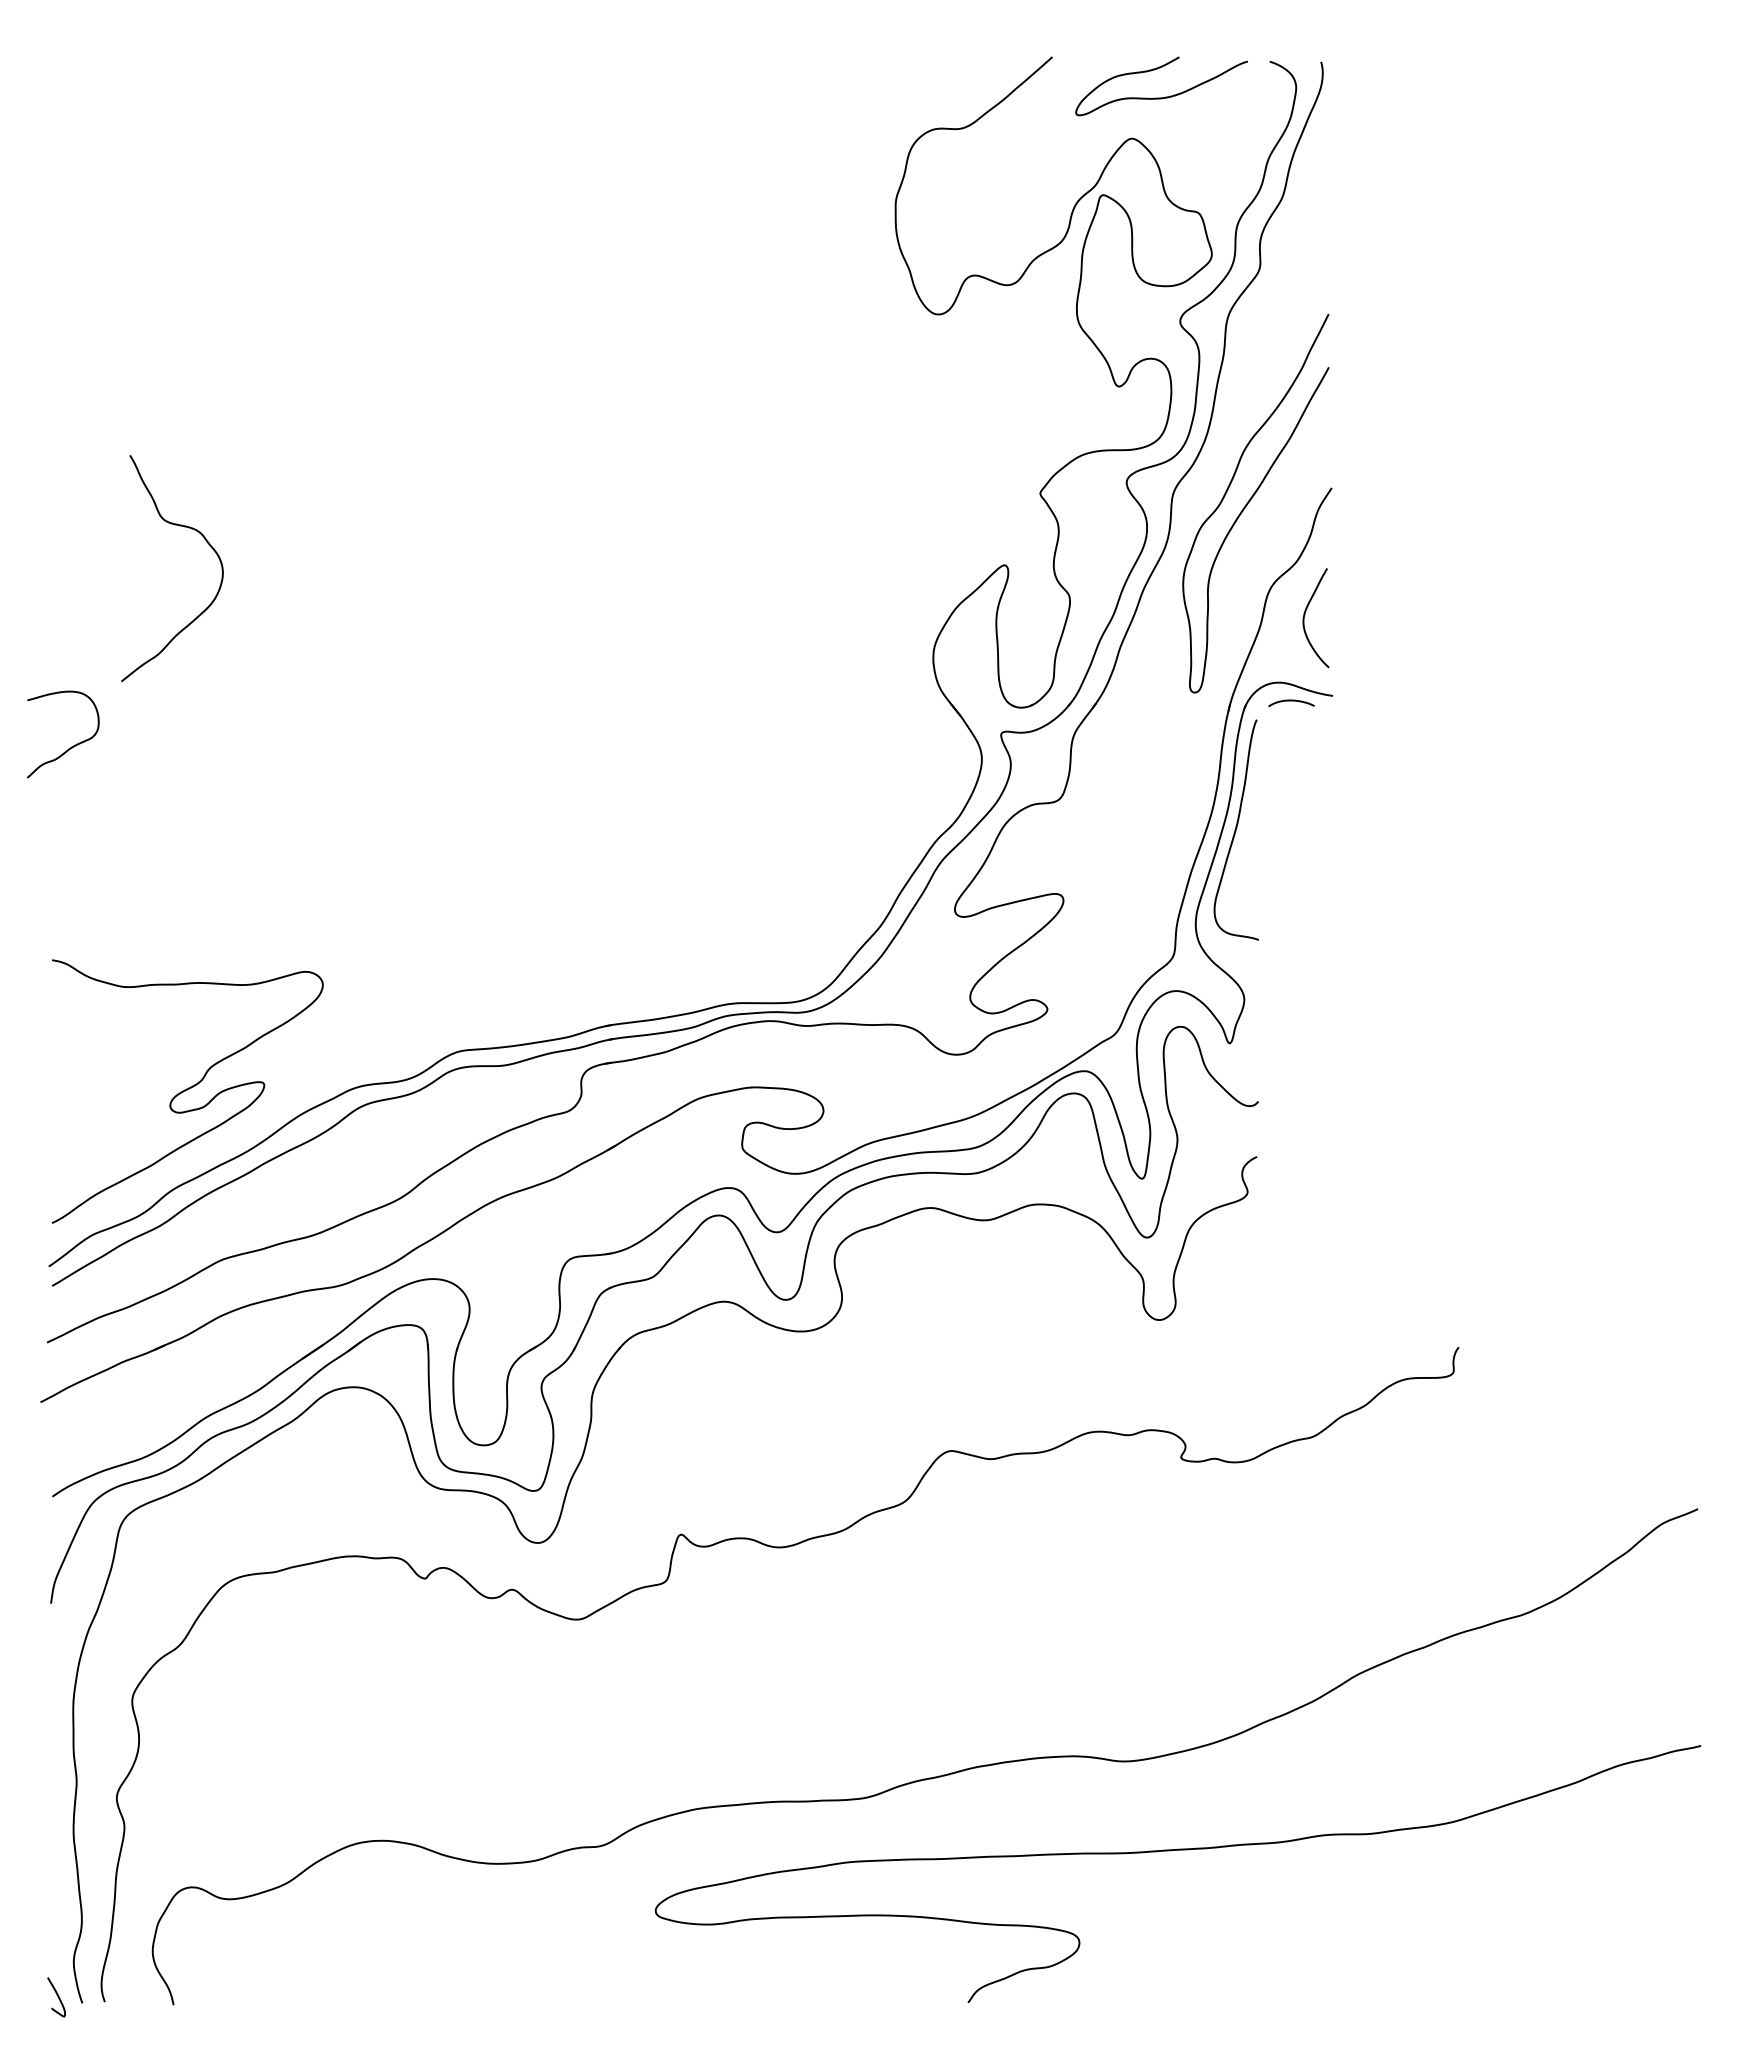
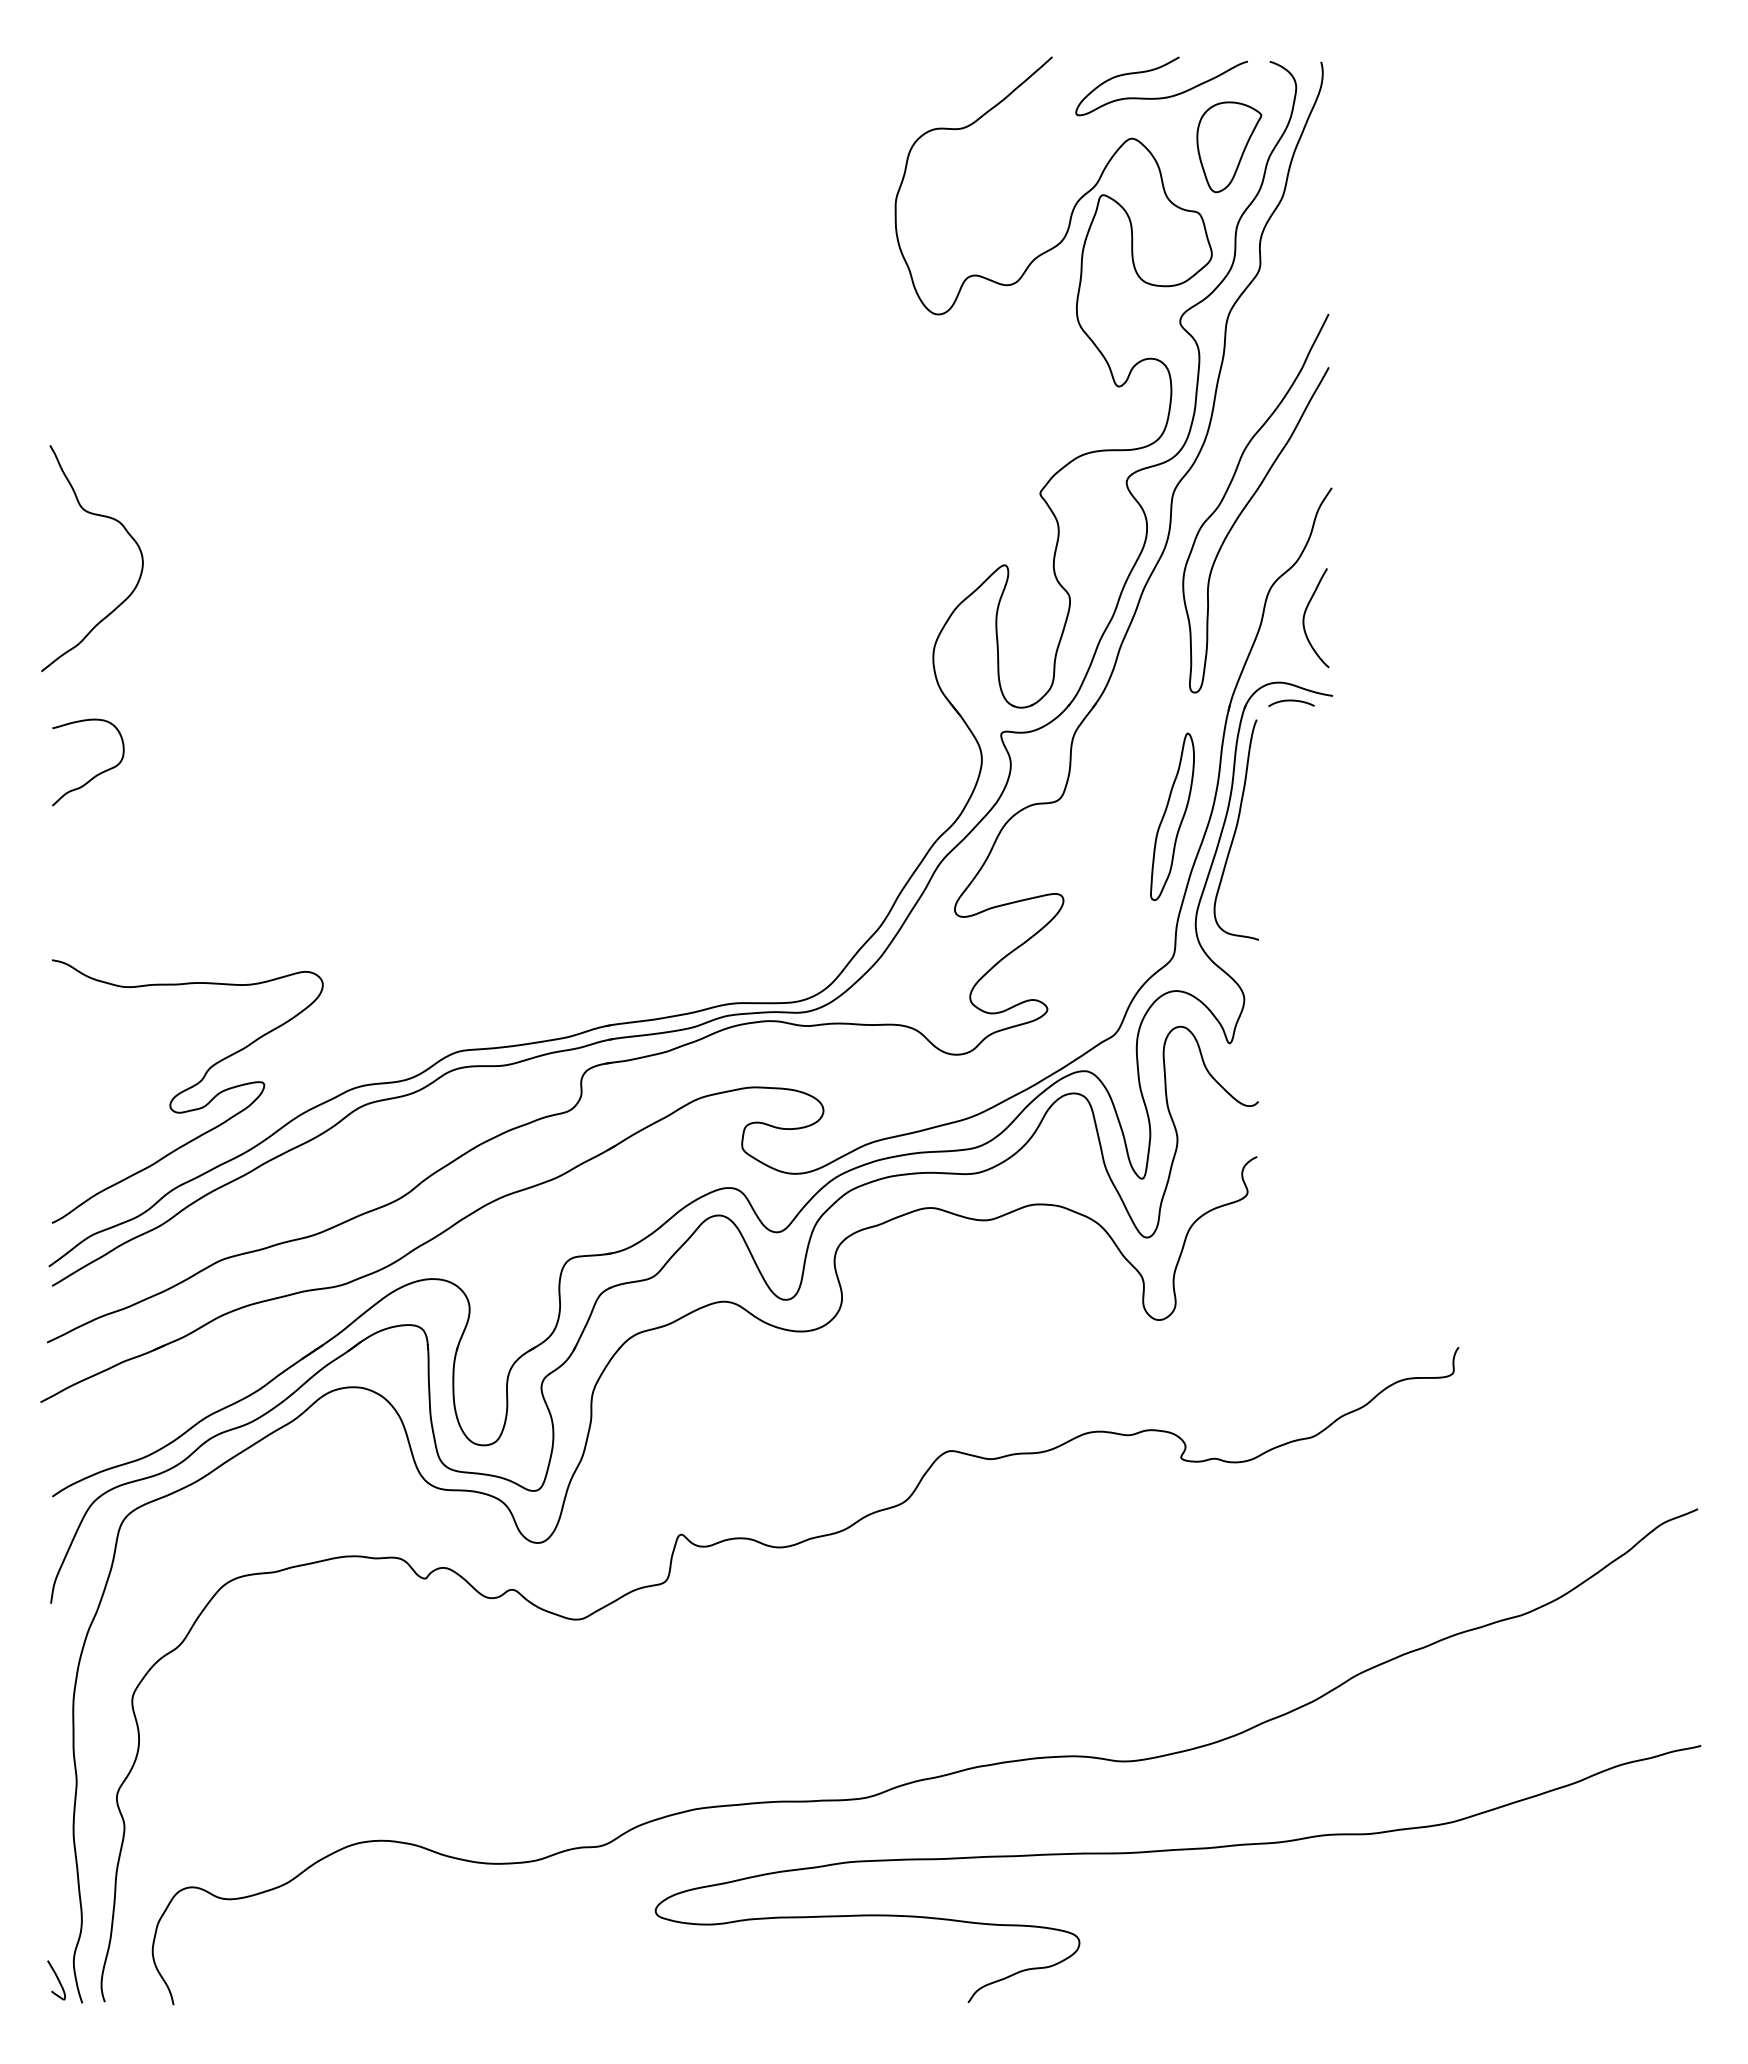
part: none -> present (1229, 147)
curve position: (179, 526) -> (99, 516) (99, 516)
curve position: (71, 746) -> (96, 774) (96, 774)
part: none -> present (1172, 816)
curve position: (57, 1997) -> (57, 1980) (57, 1980)
